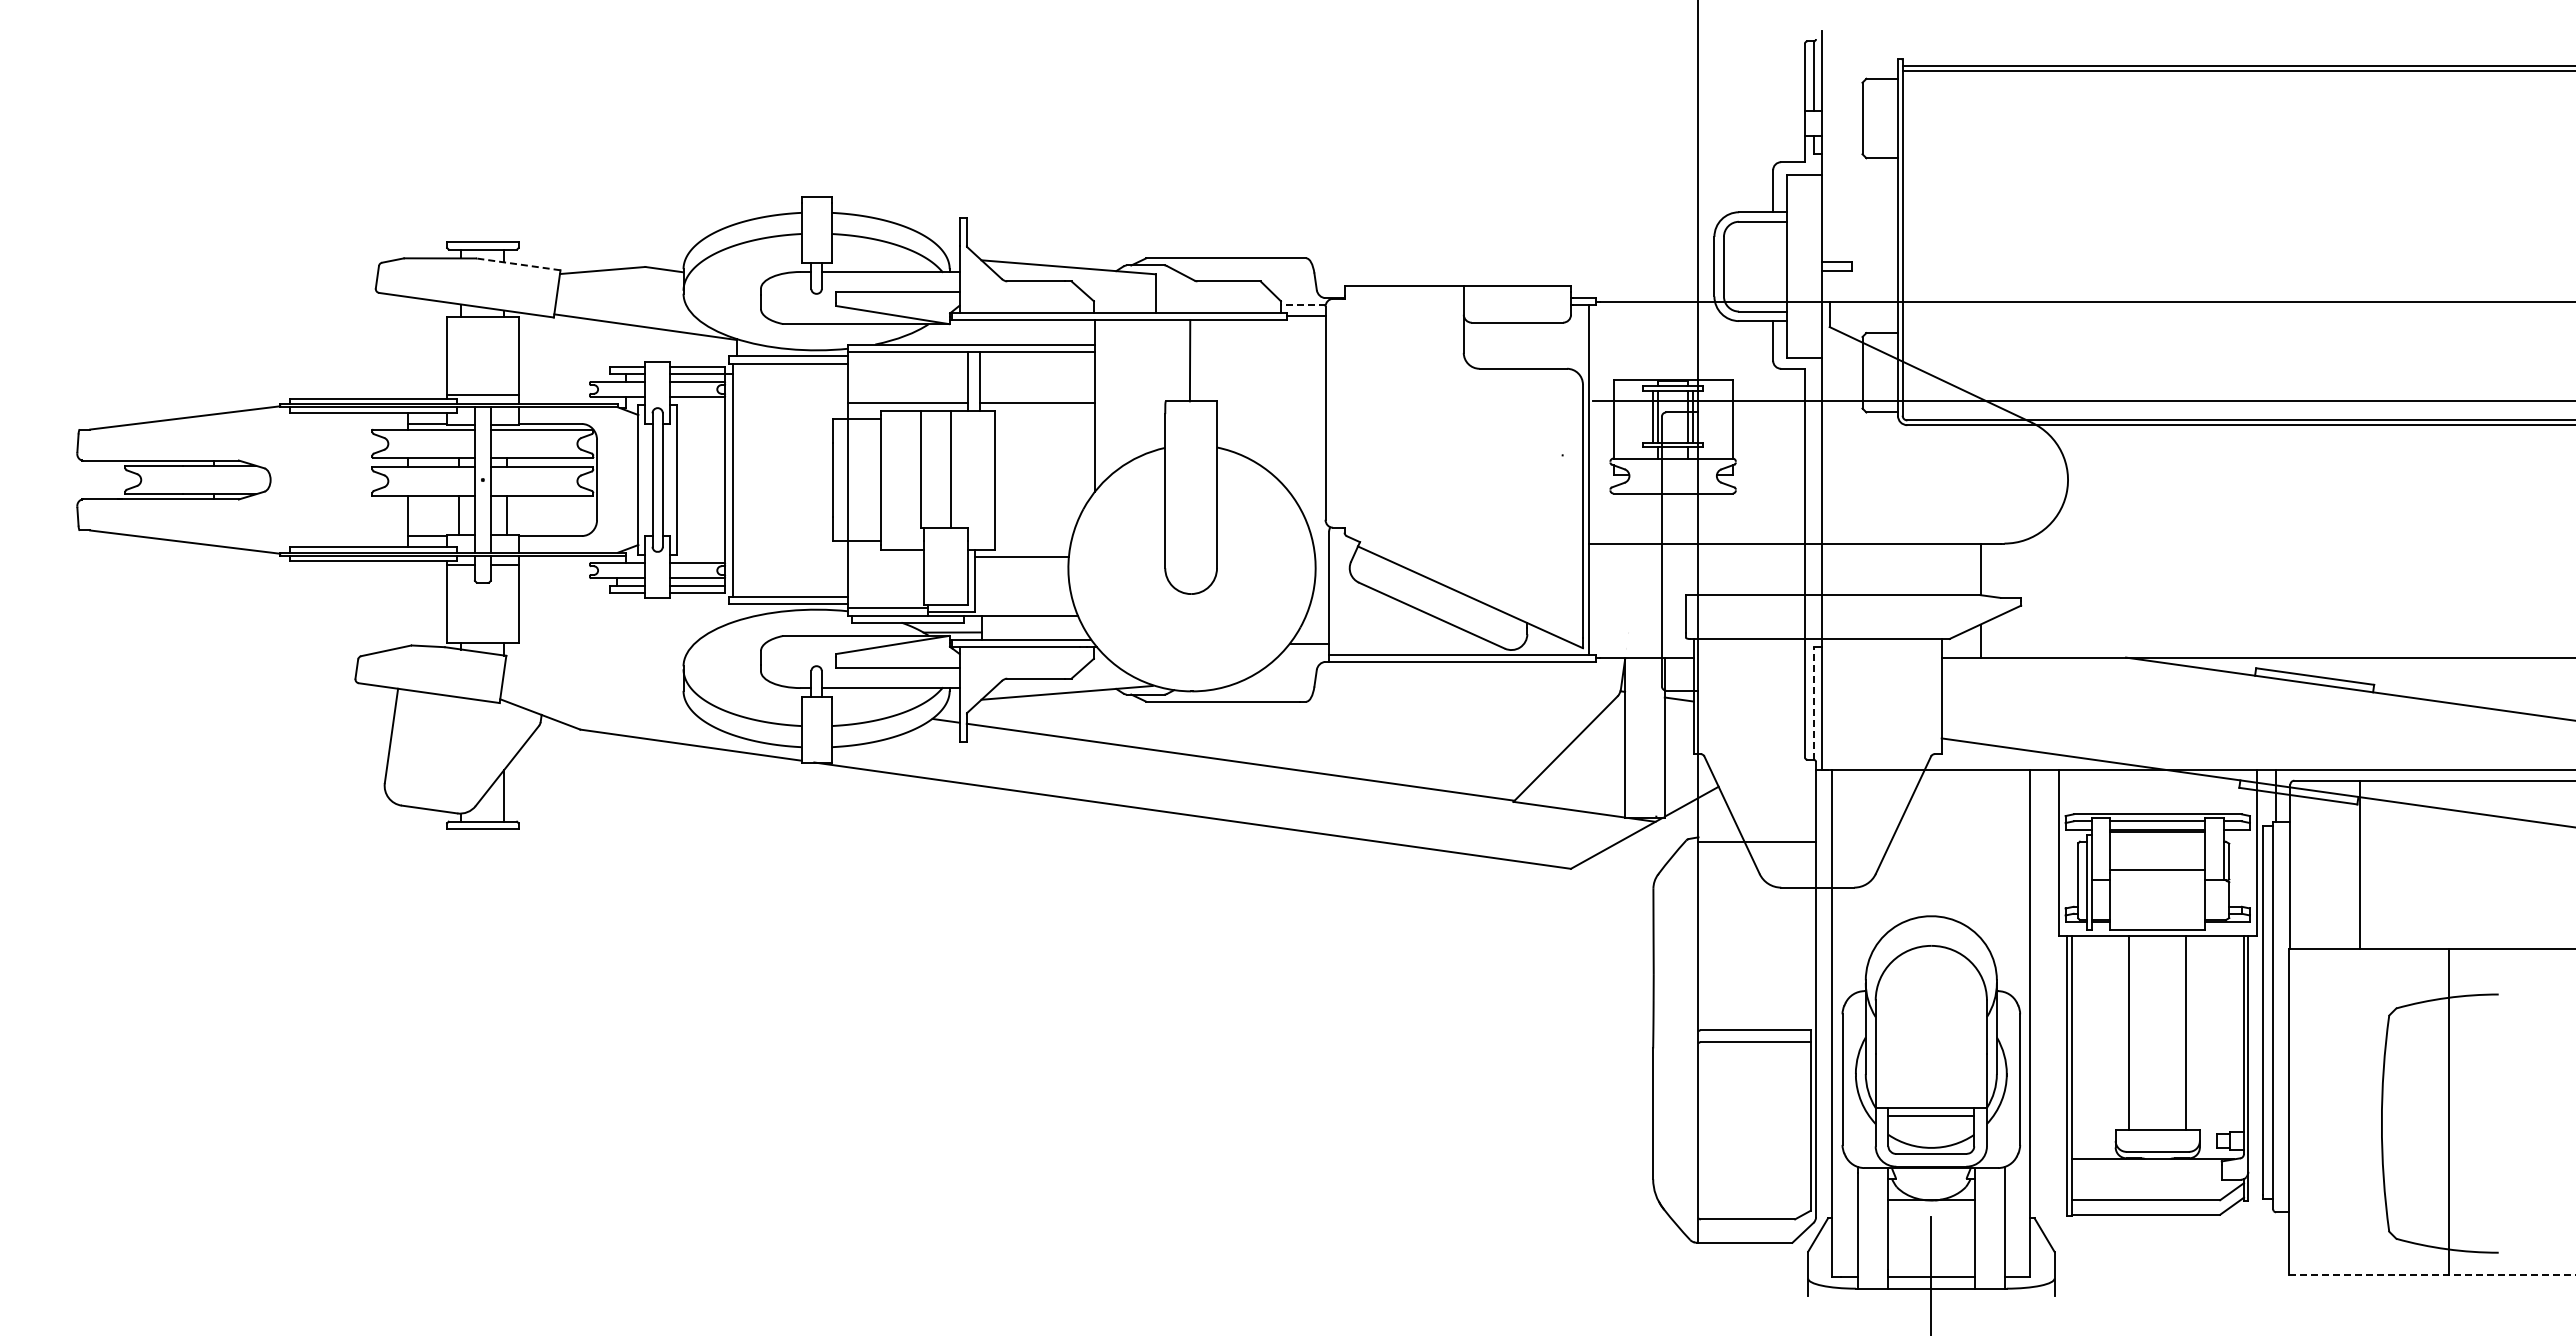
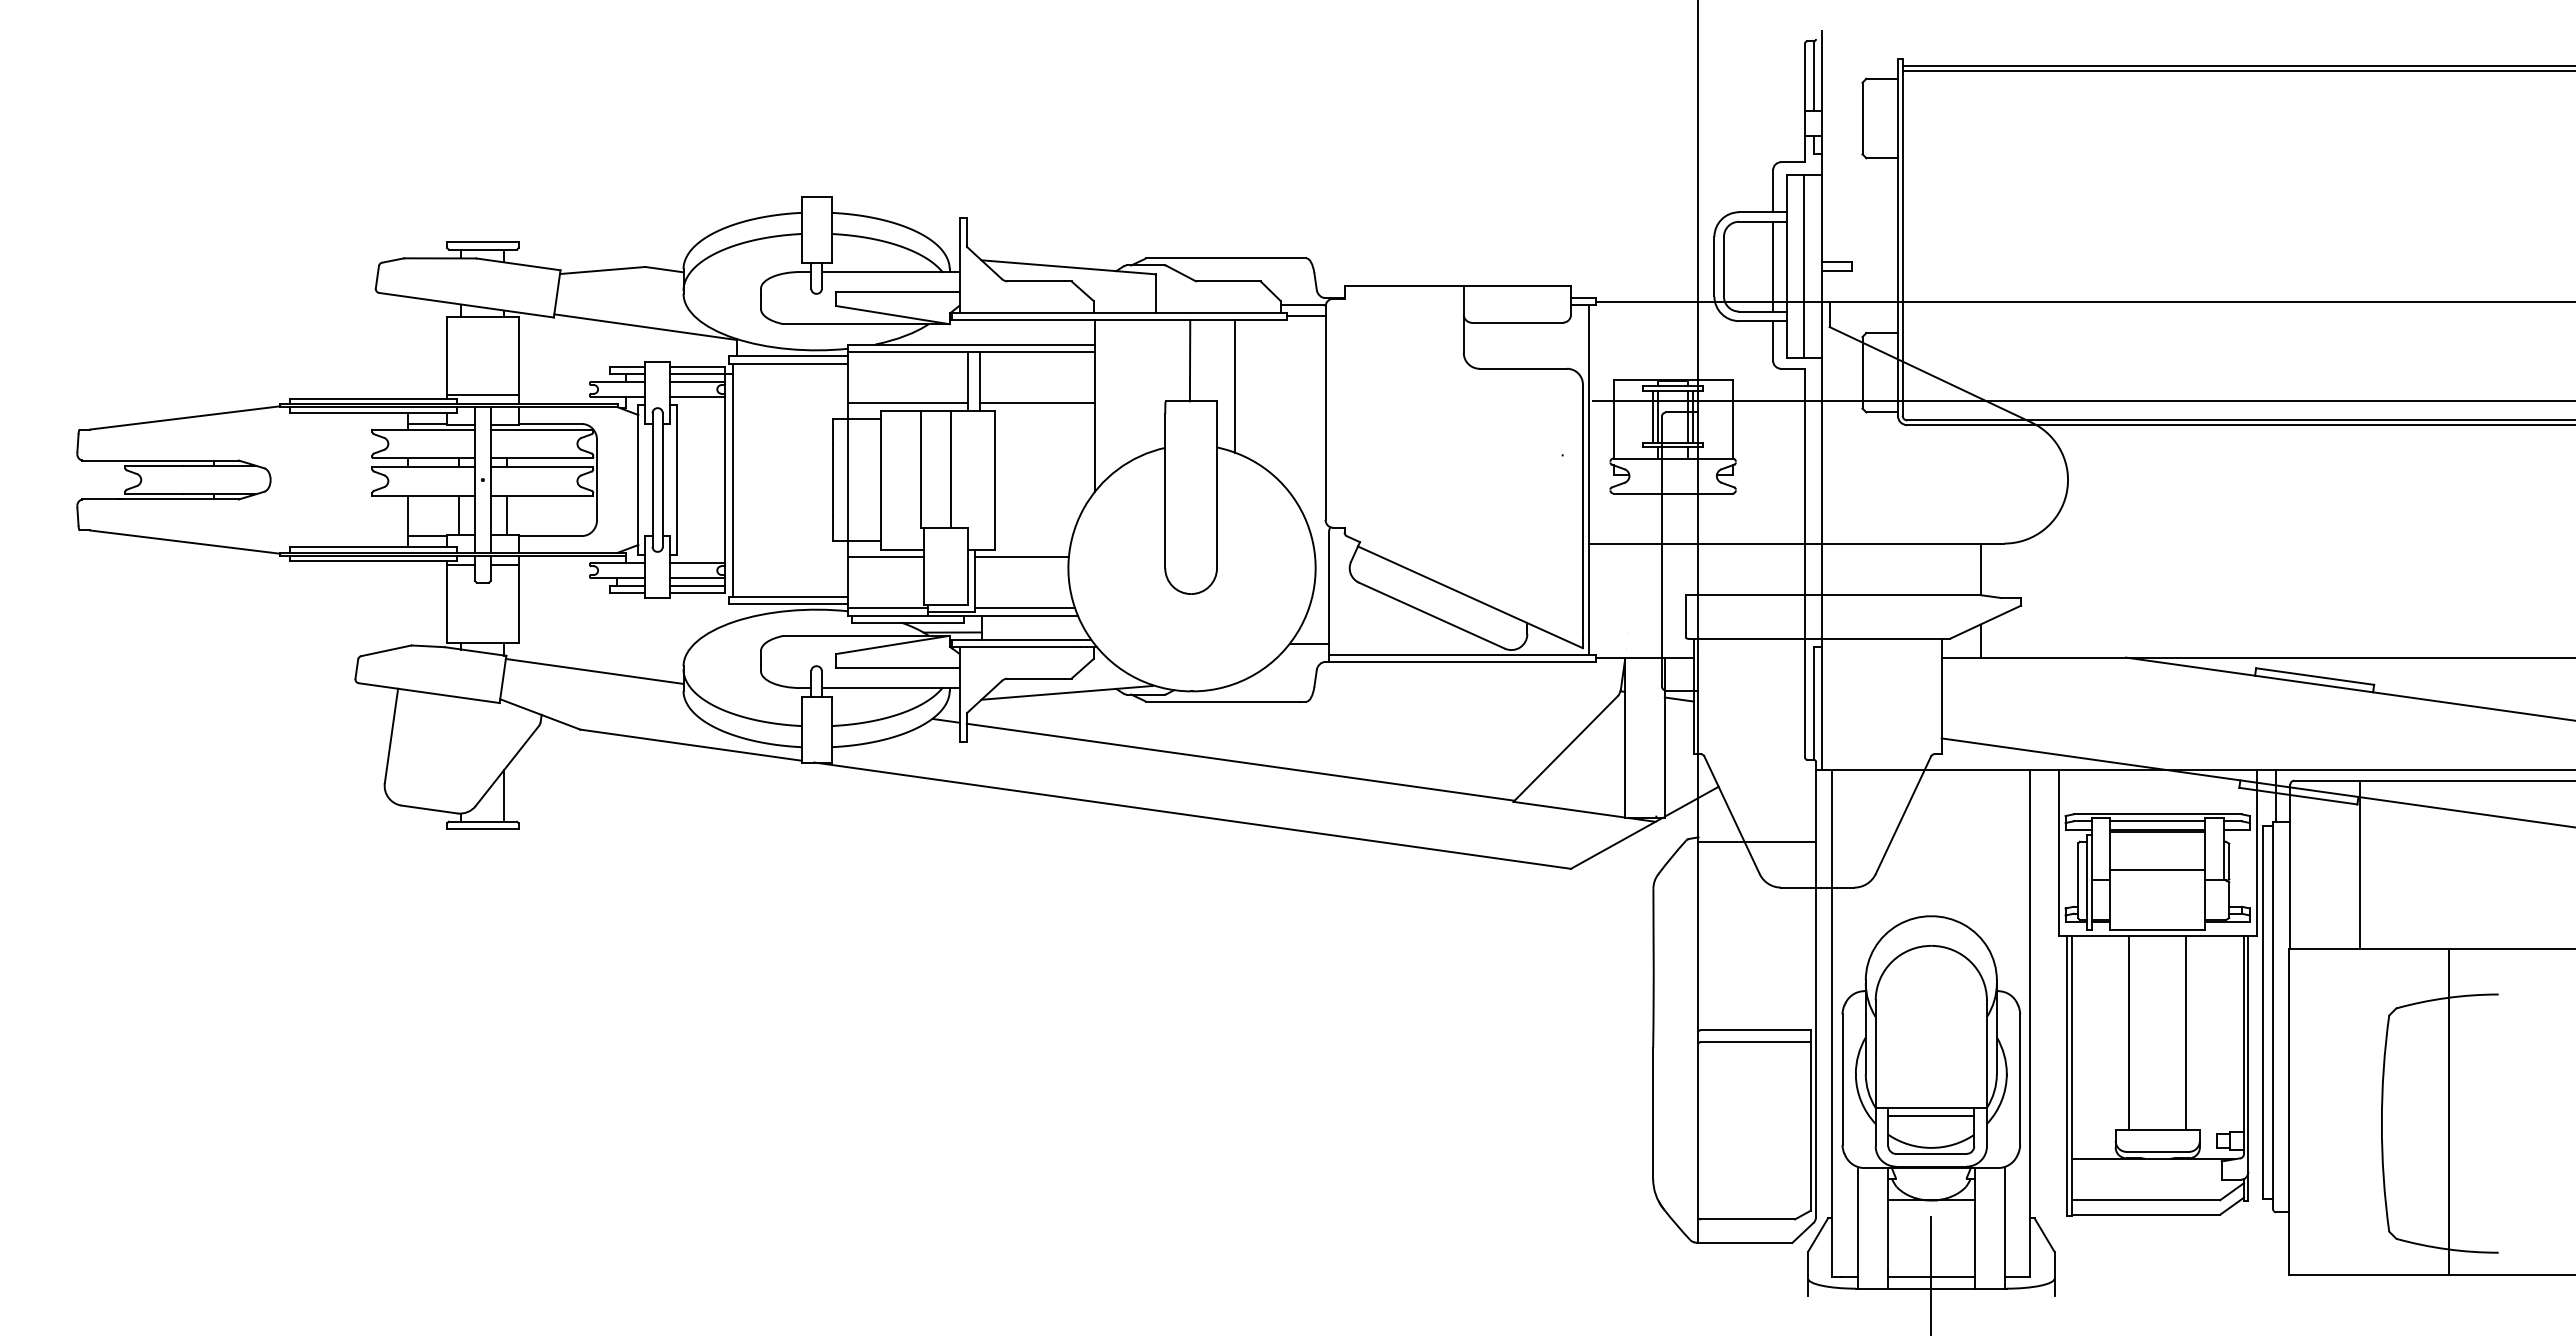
line: dashed -> solid (518, 264)
line: none -> present (1804, 265)
line: none -> present (1773, 266)
line: dashed -> solid (1302, 305)
line: none -> present (1235, 386)
line: none -> present (885, 557)
line: none -> present (1024, 608)
line: none -> present (594, 670)
line: dashed -> solid (1813, 702)
line: dashed -> solid (2432, 1274)
